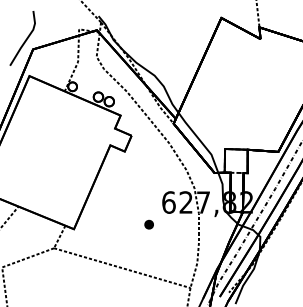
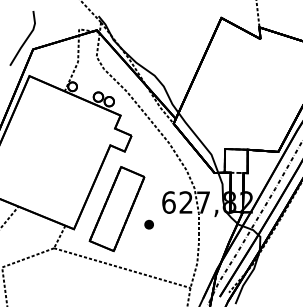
part: none -> present (116, 209)
